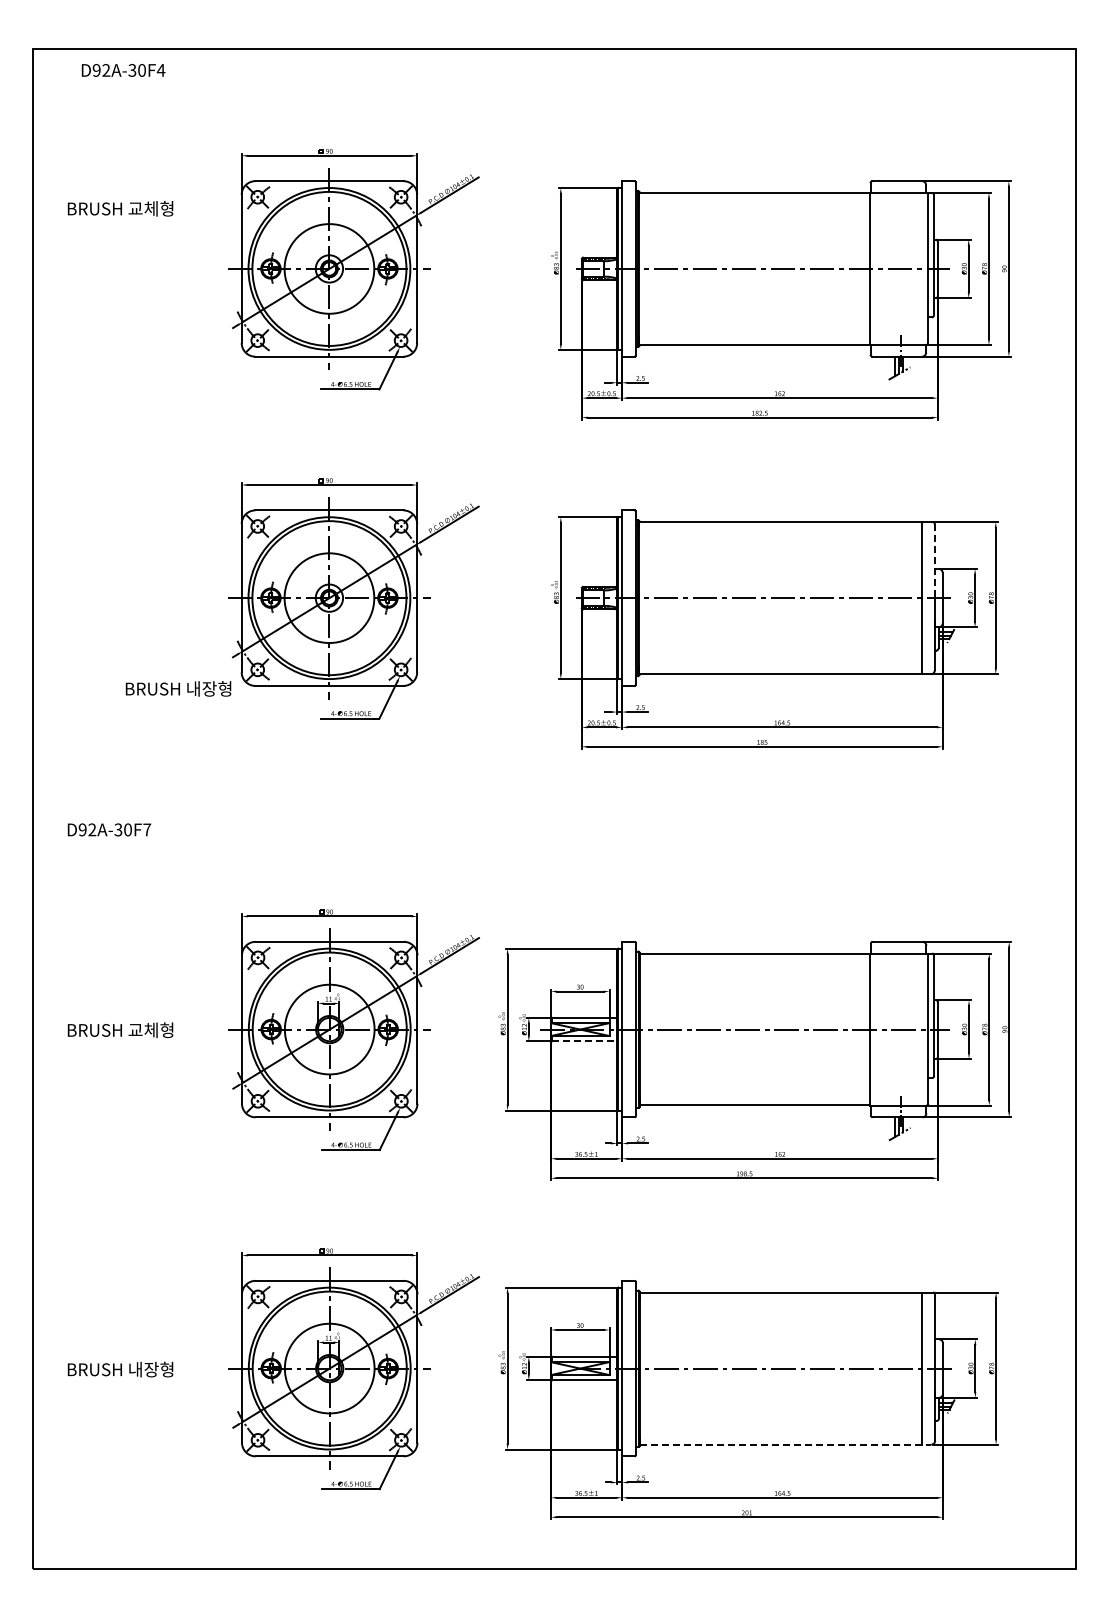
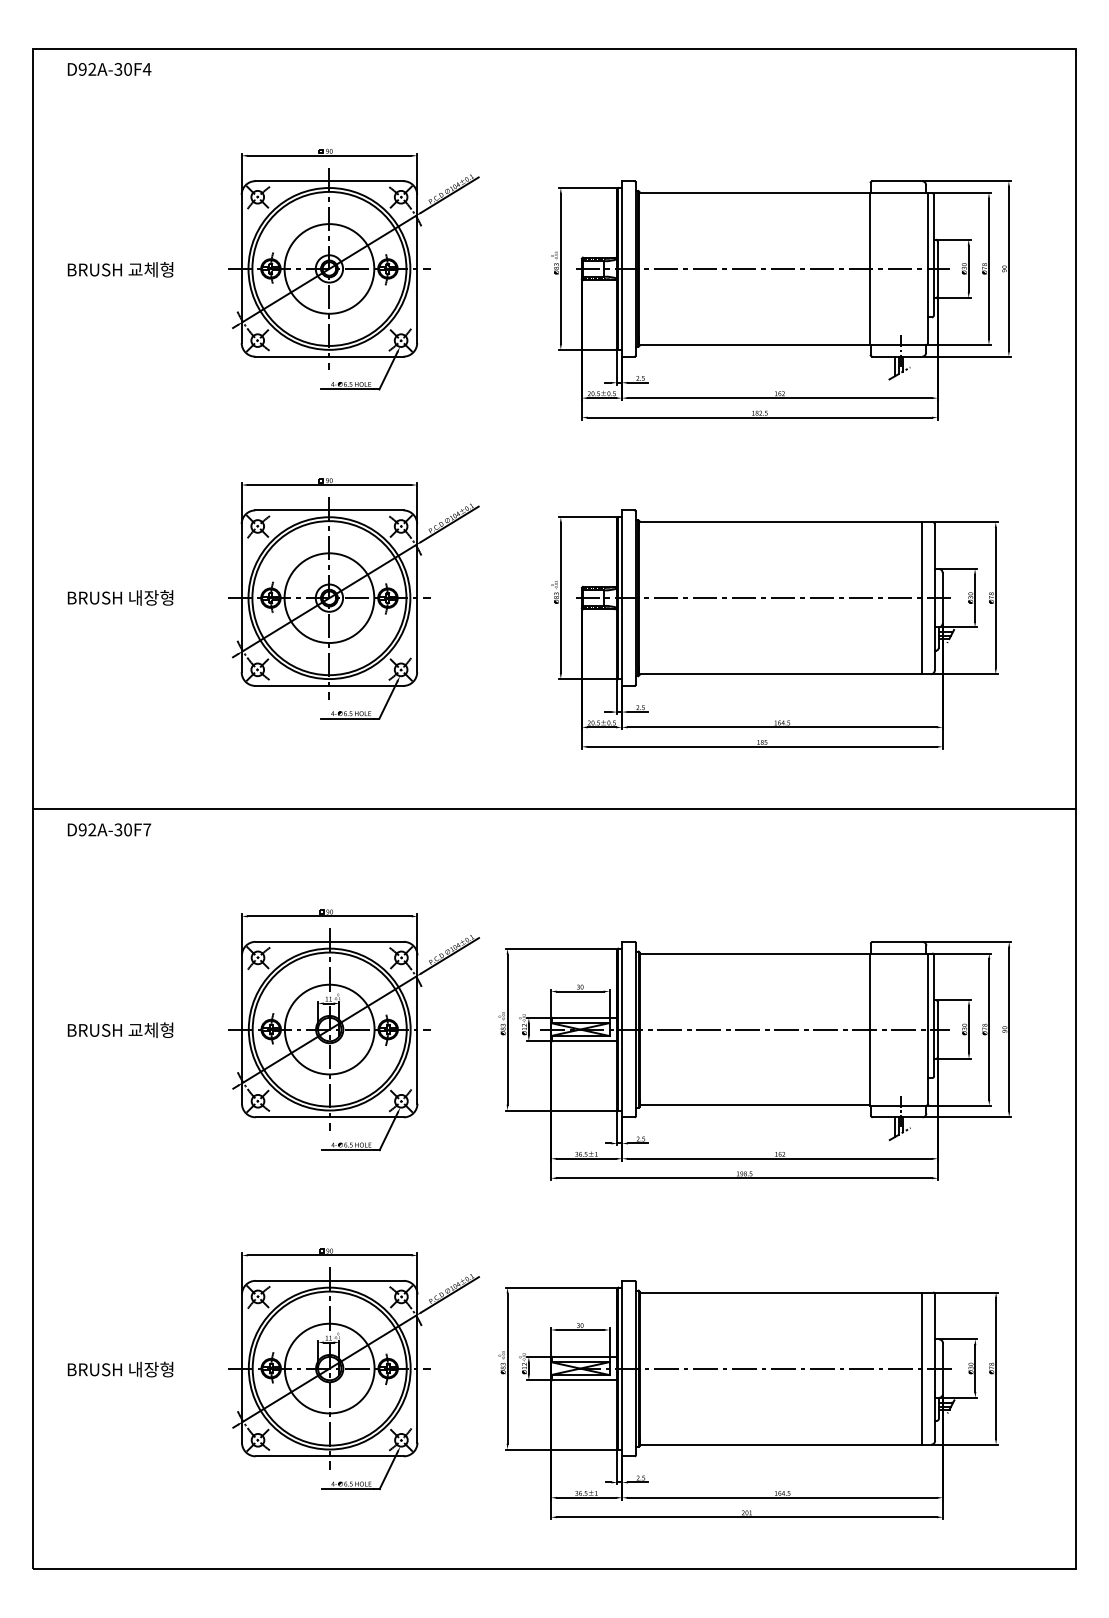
text position: (123, 70) -> (109, 69) (109, 69)
text position: (120, 208) -> (120, 269) (120, 269)
line: dashed -> solid (934, 561)
text position: (178, 688) -> (120, 597) (120, 597)
line: none -> present (554, 808)
line: dashed -> solid (584, 1041)
line: dashed -> solid (785, 1444)
